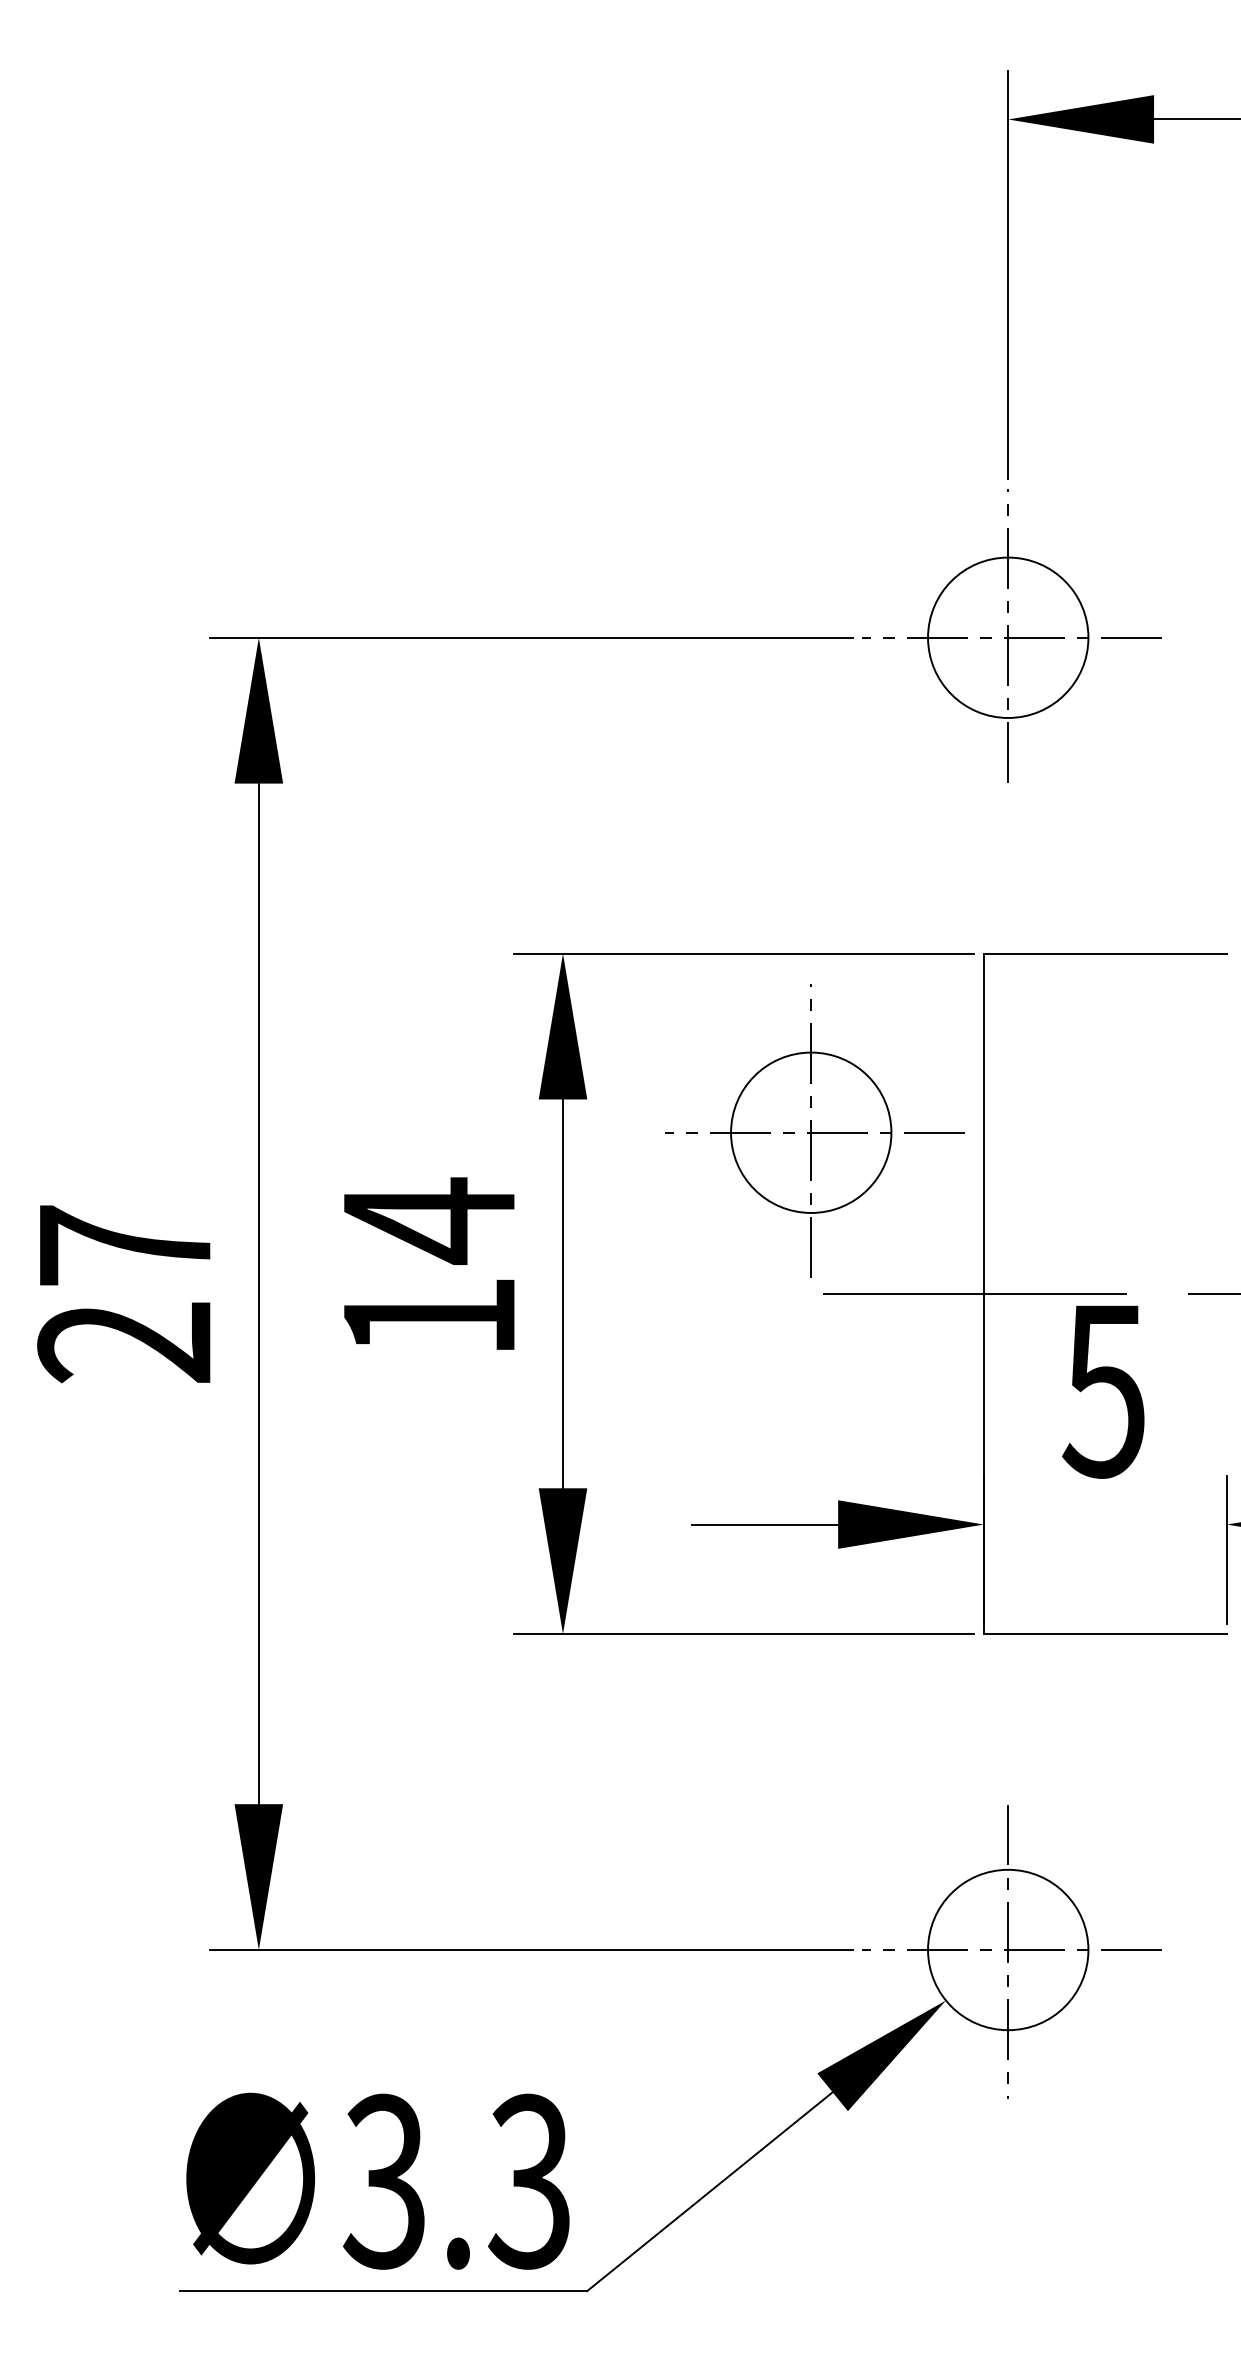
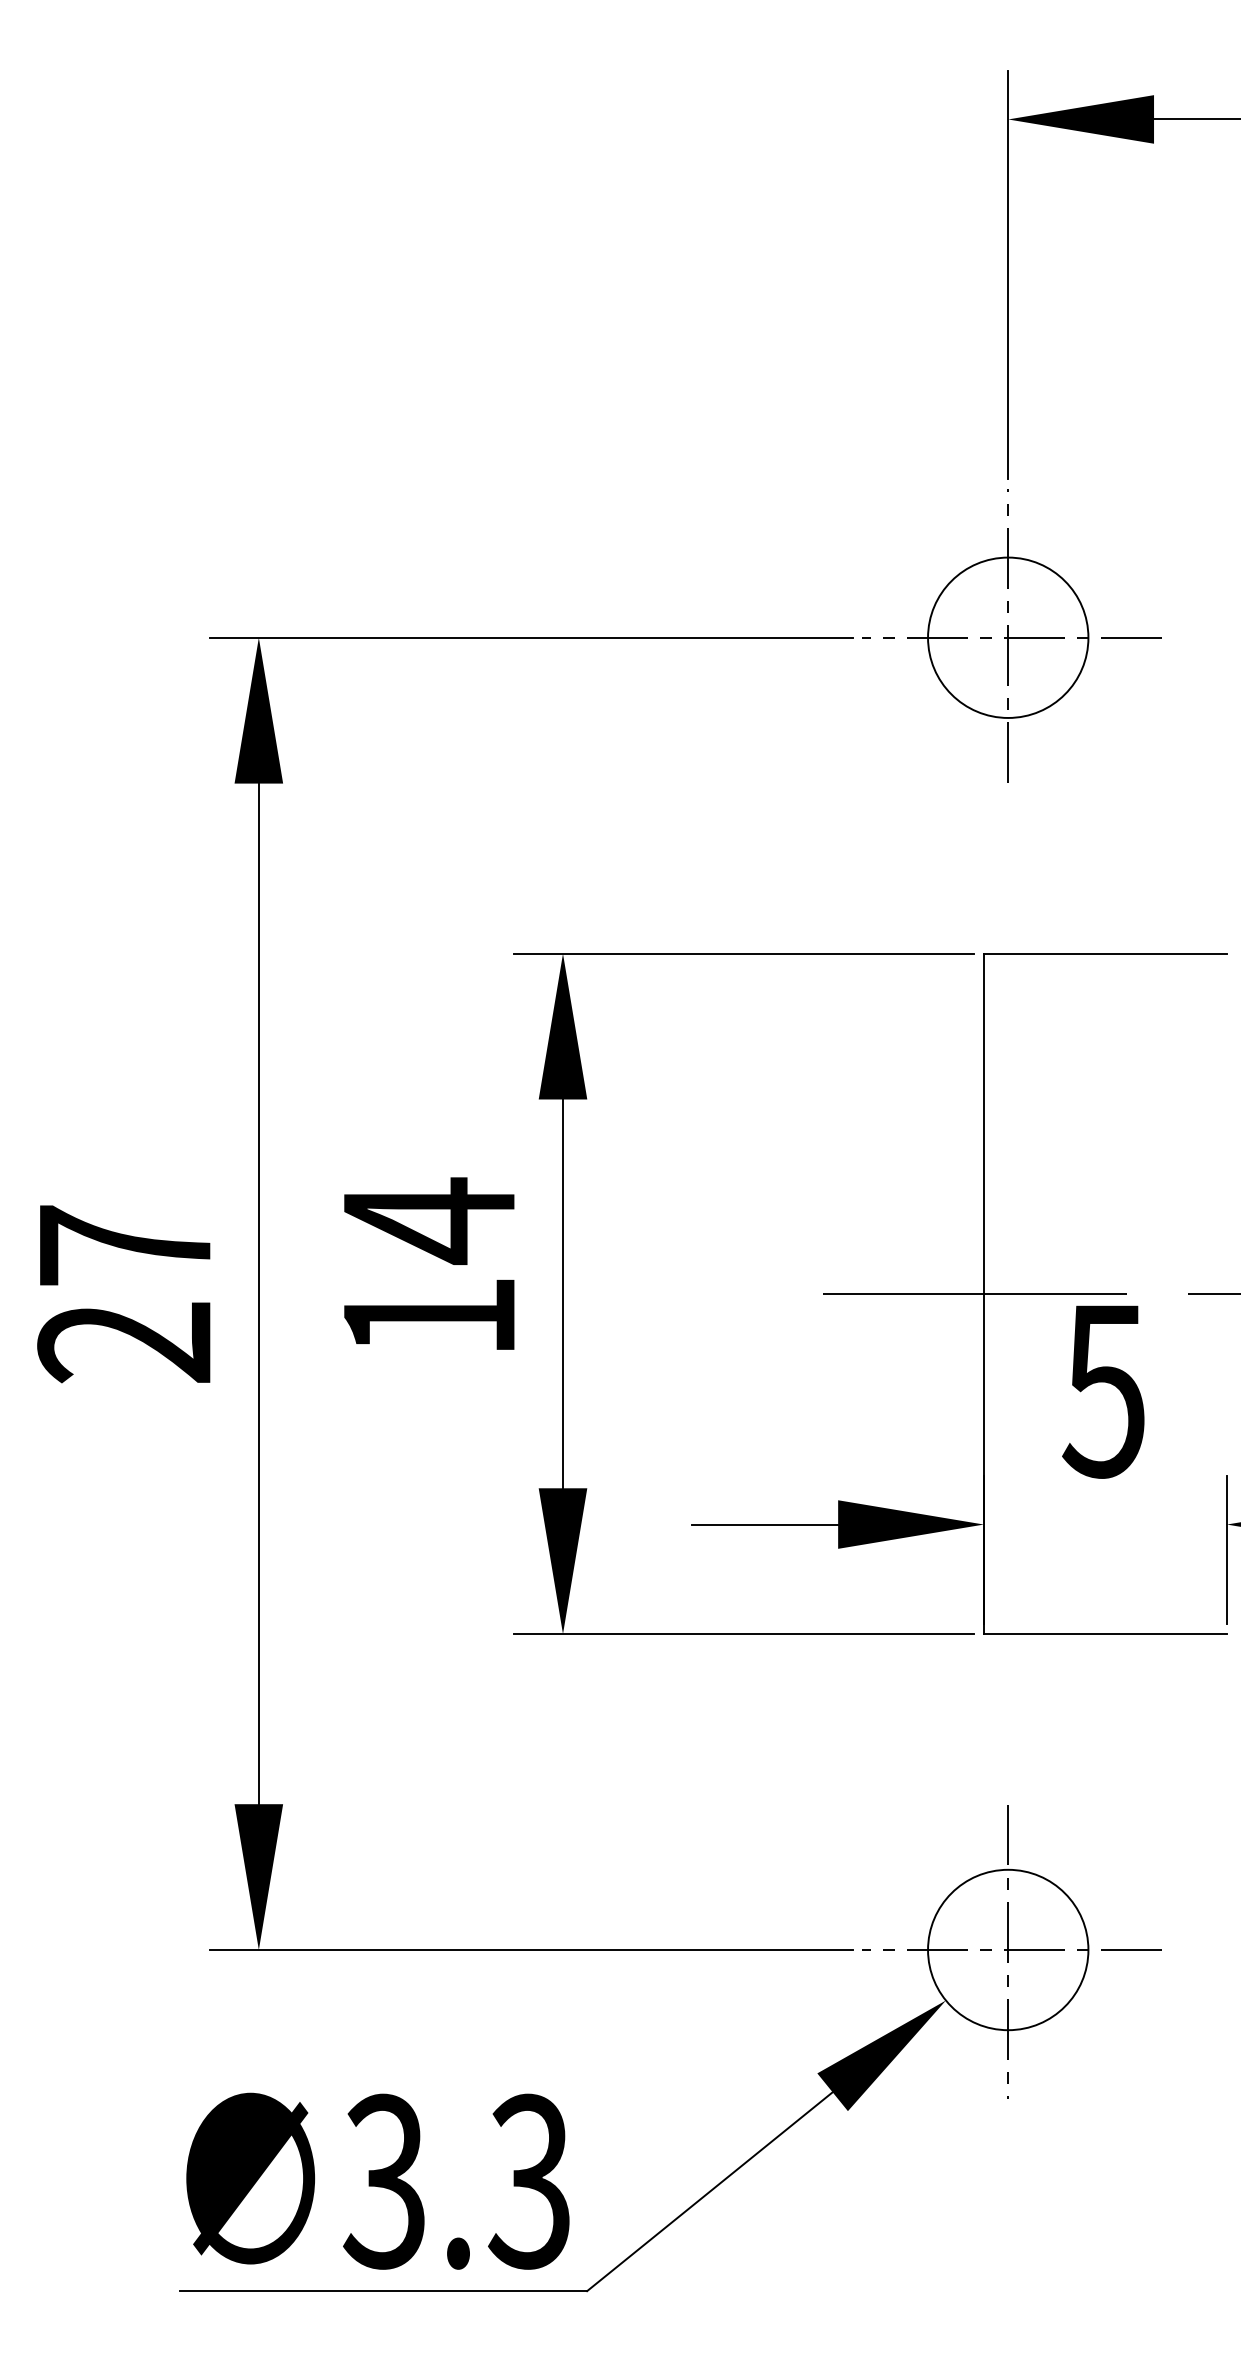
part: present -> none (814, 1130)
